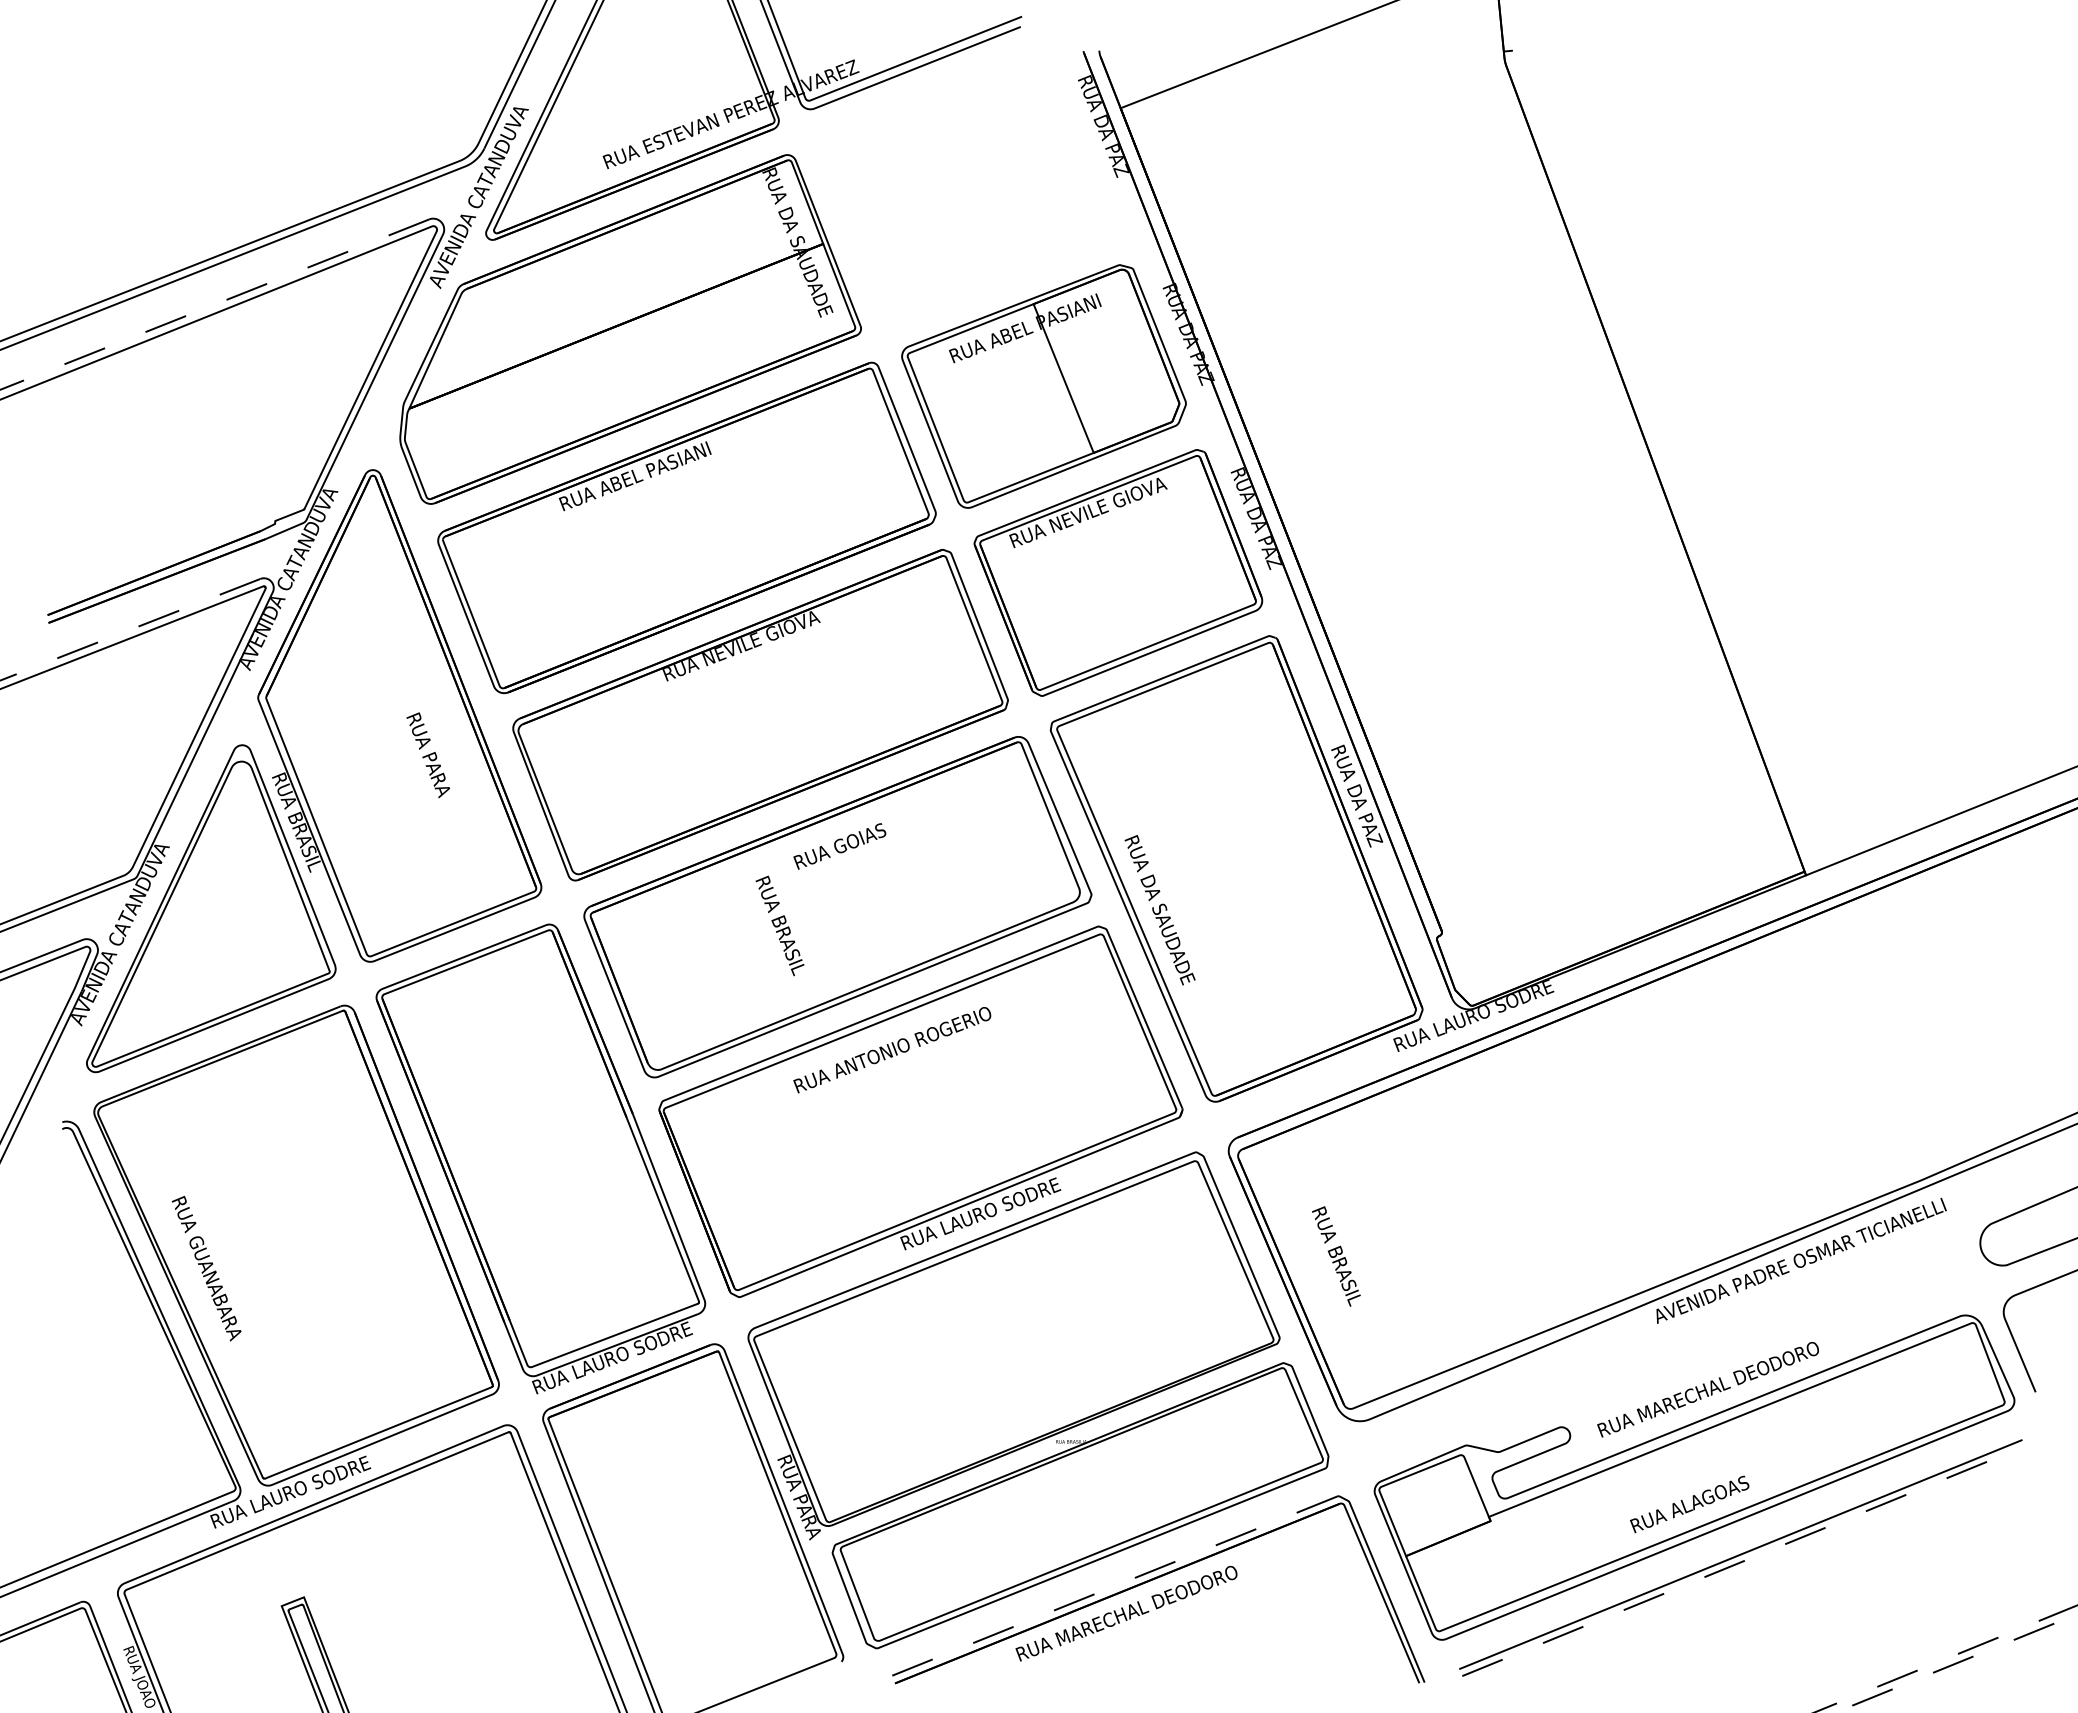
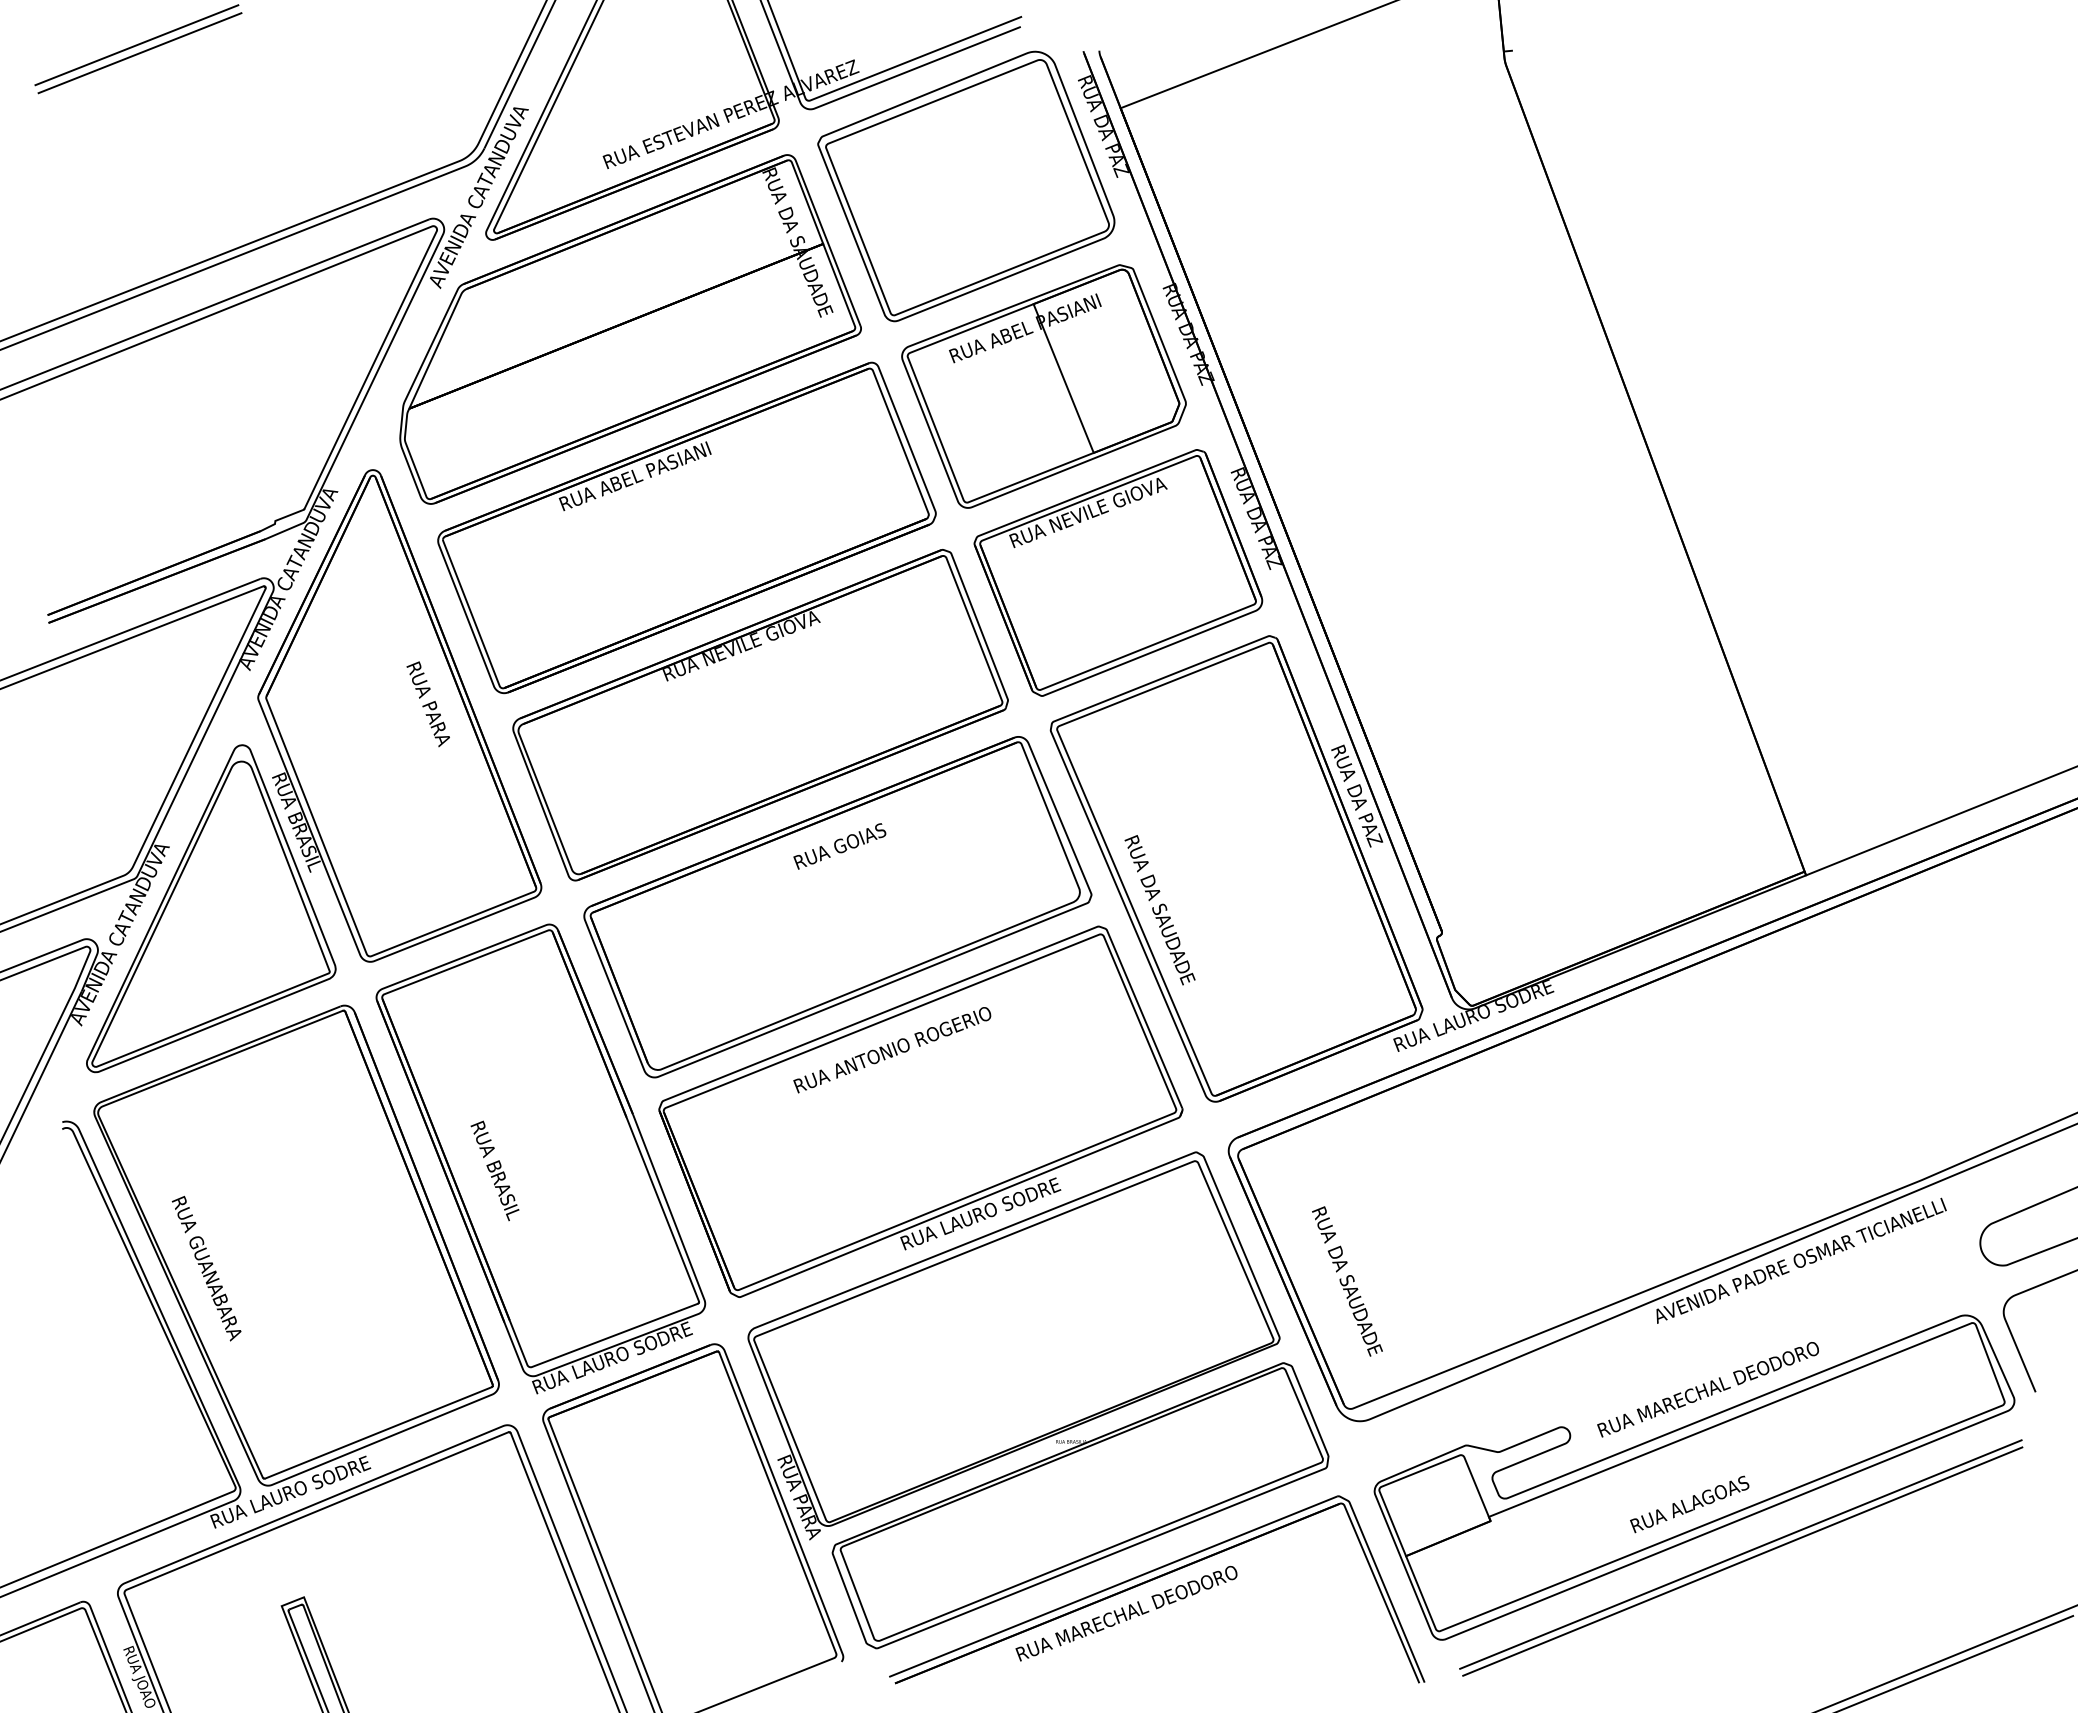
part: none -> present (138, 49)
part: none -> present (966, 186)
line: dashed -> solid (214, 304)
line: dashed -> solid (129, 629)
text position: (427, 755) -> (427, 704) (427, 704)
text position: (779, 925) -> (494, 1170) (494, 1170)
text: RUA BRASIL -> RUA DA SAUDADE (1356, 1302)
line: dashed -> solid (1742, 1561)
line: dashed -> solid (1112, 1586)
line: dashed -> solid (1944, 1659)
line: dashed -> solid (1954, 1664)
